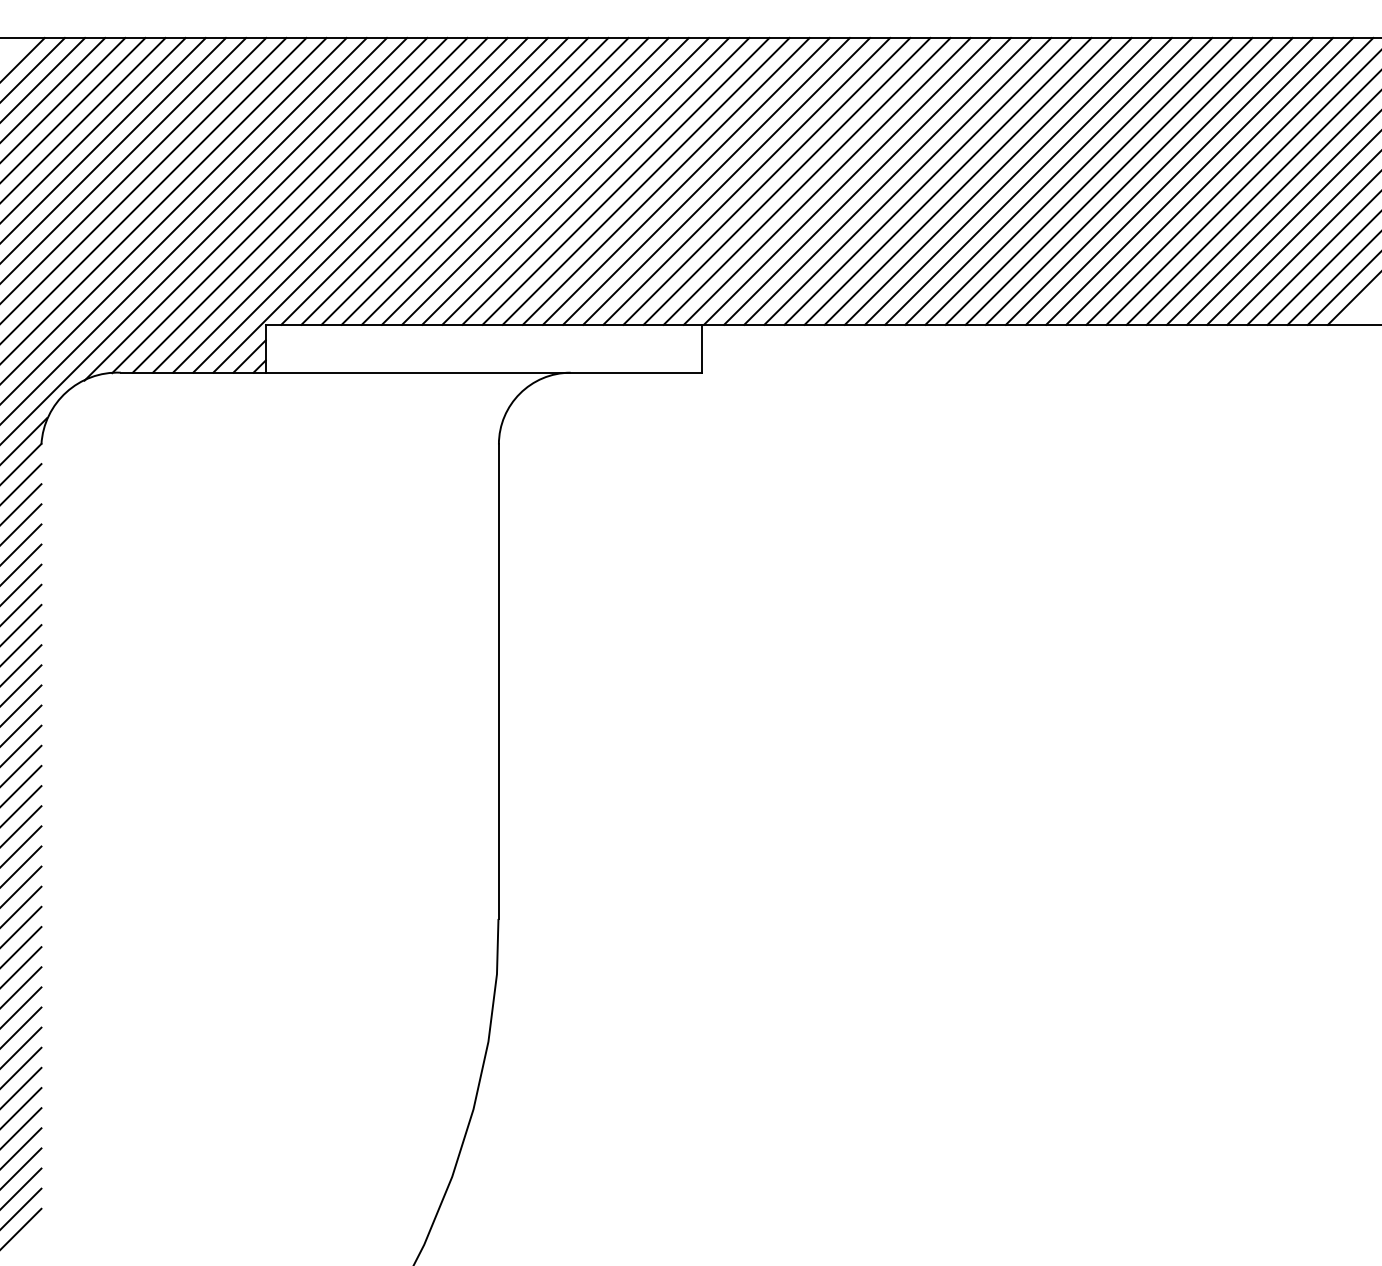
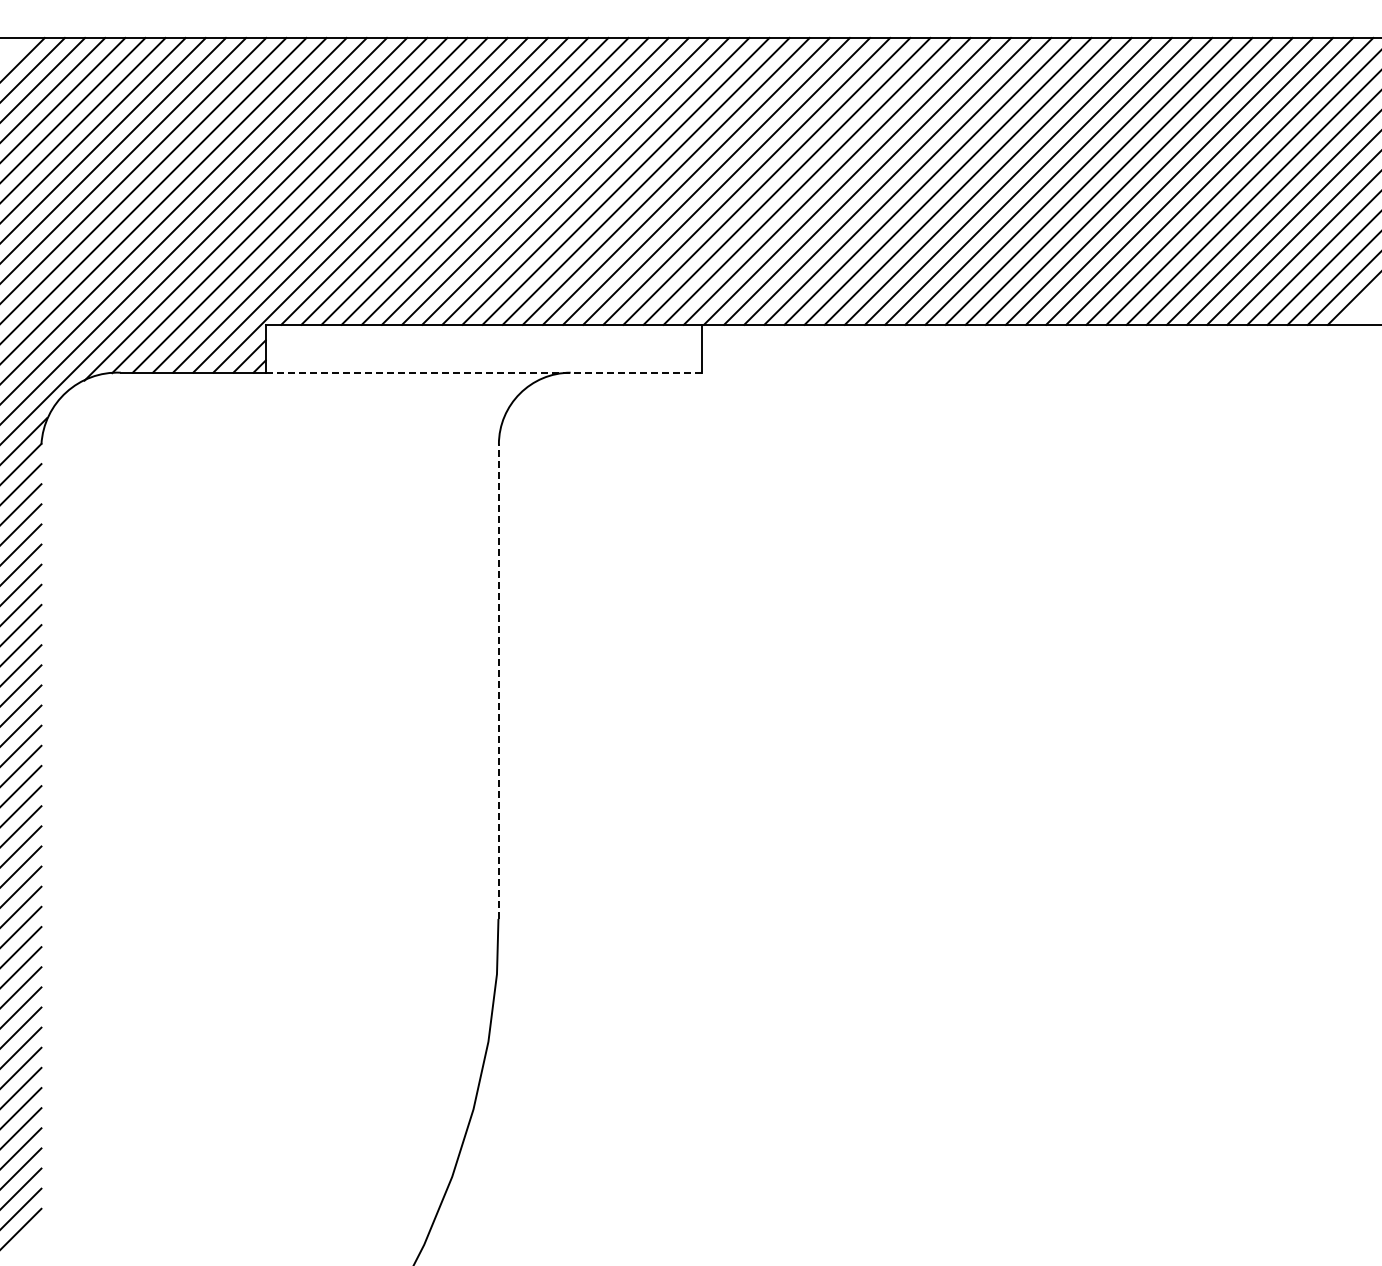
line: solid -> dashed (484, 372)
line: solid -> dashed (498, 681)
